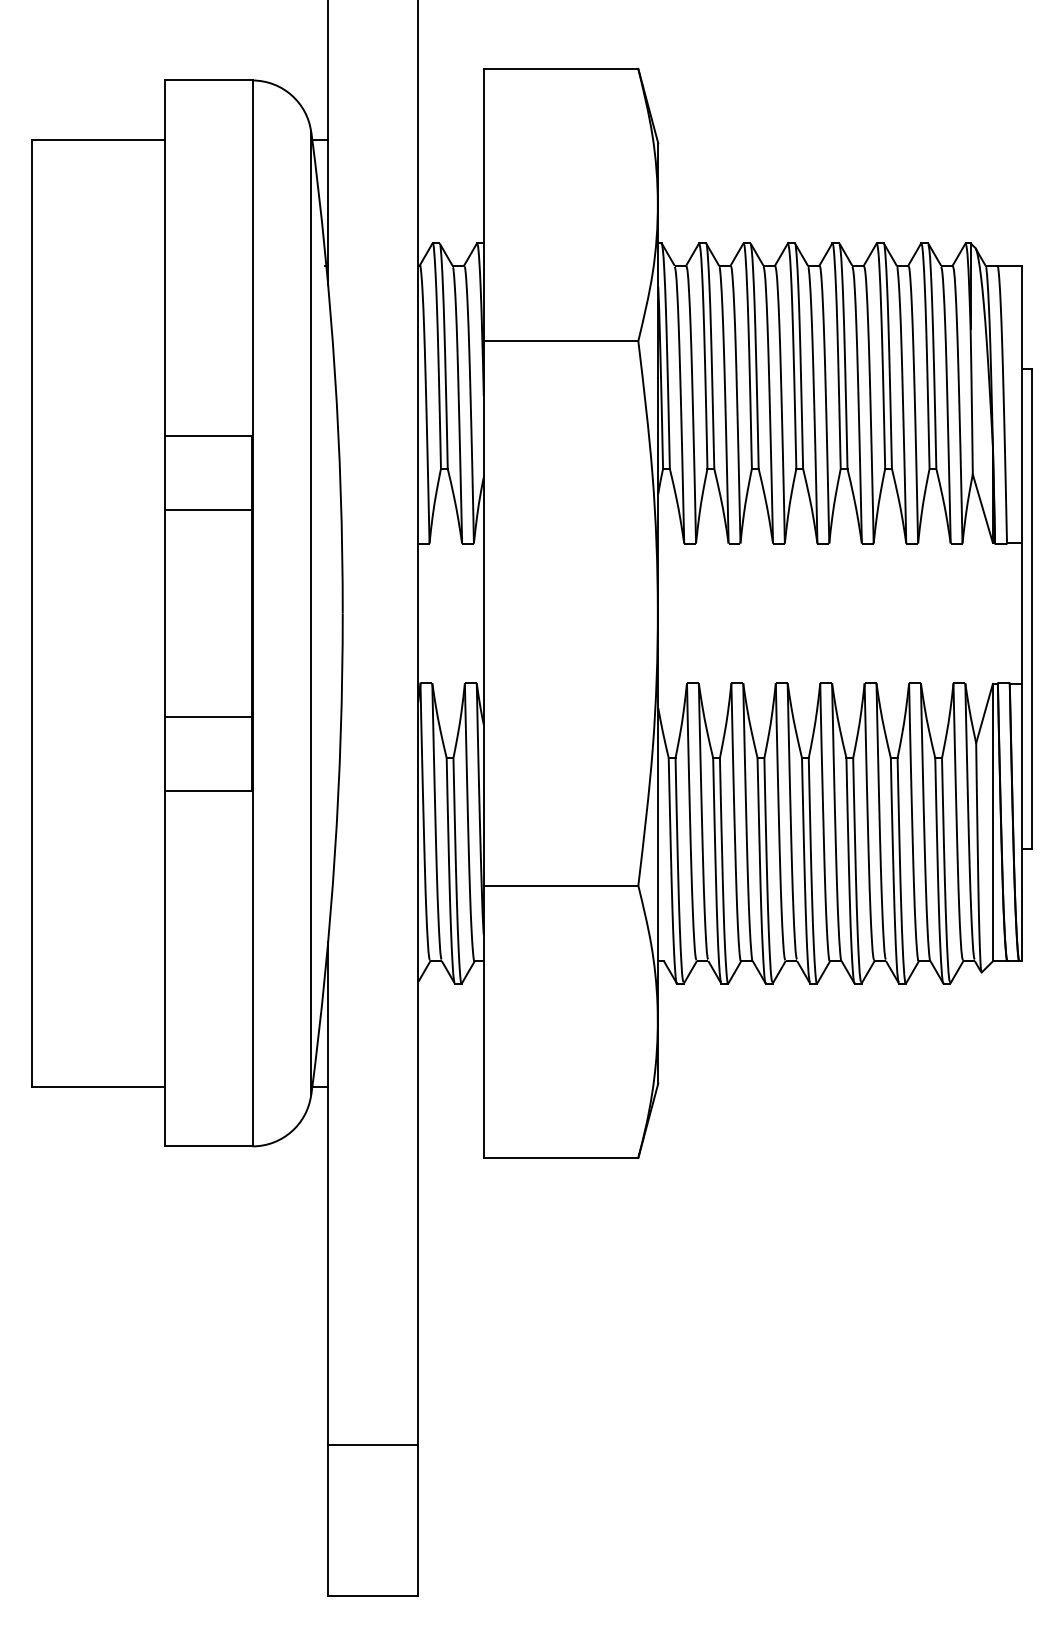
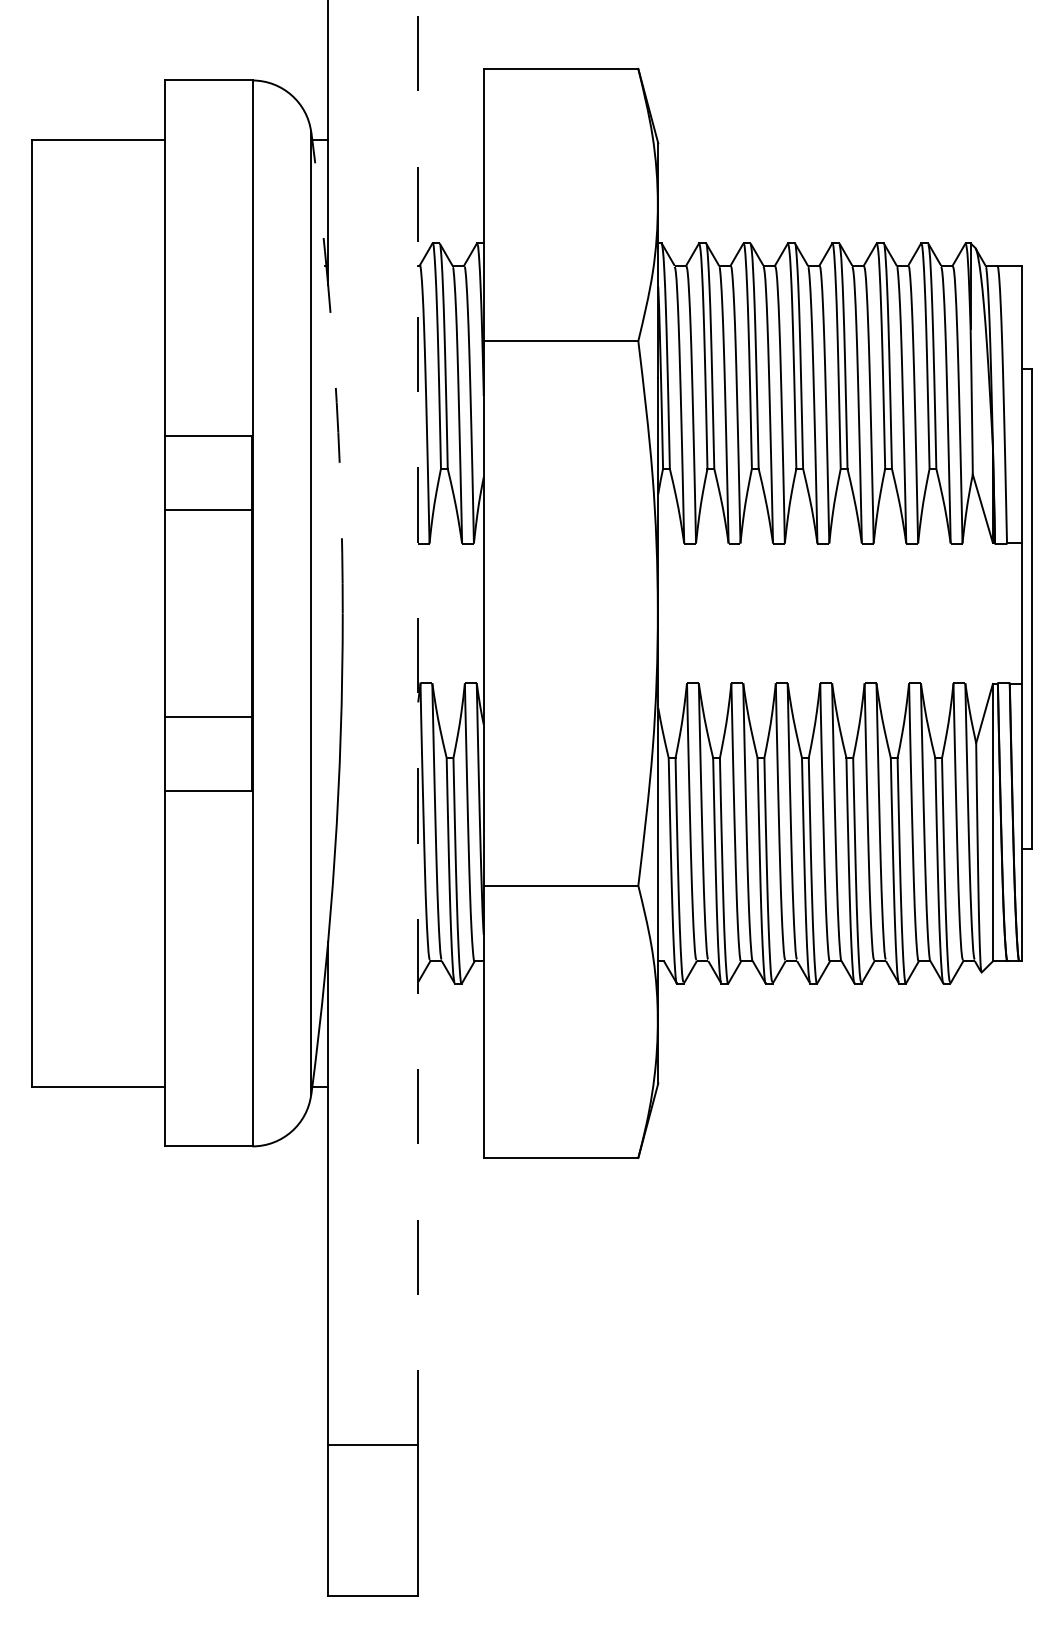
arc: solid -> dashed (334, 372)
line: solid -> dashed (418, 722)
